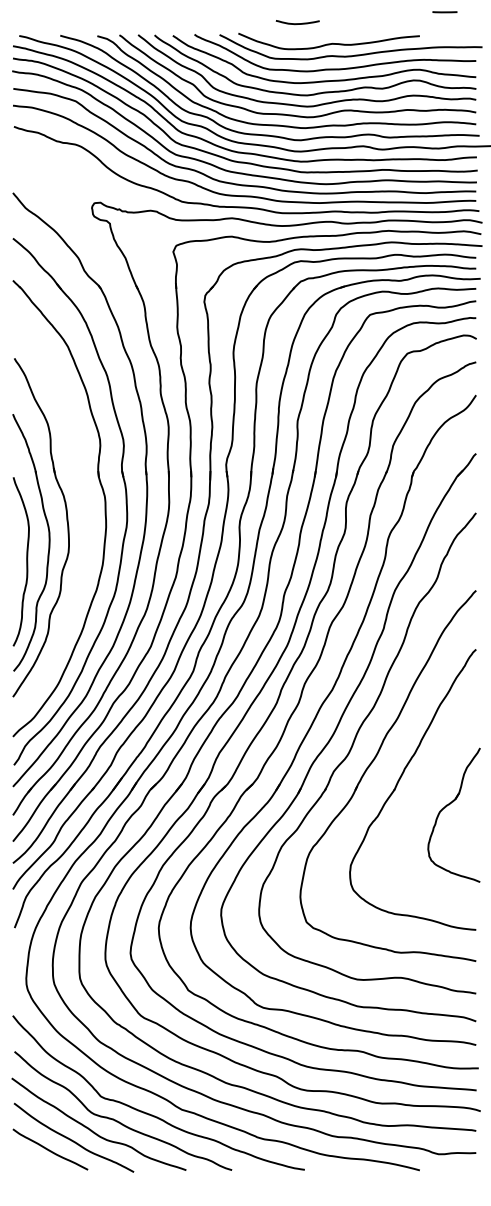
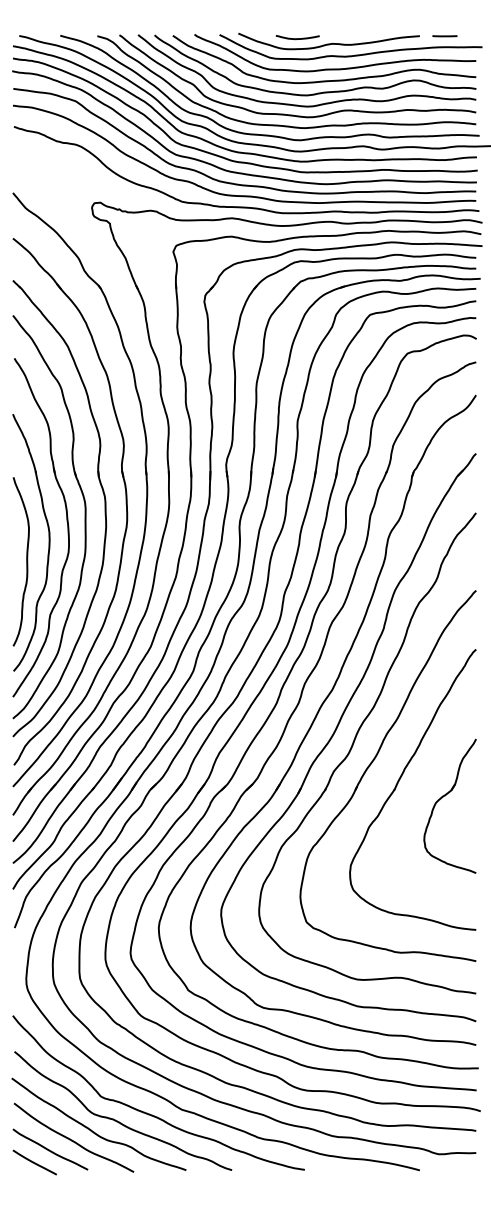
line position: (444, 12) -> (444, 36) (444, 36)
curve position: (297, 23) -> (297, 38) (297, 38)
part: none -> present (84, 517)
part position: (449, 805) -> (445, 796) (445, 796)
line: none -> present (34, 1162)
